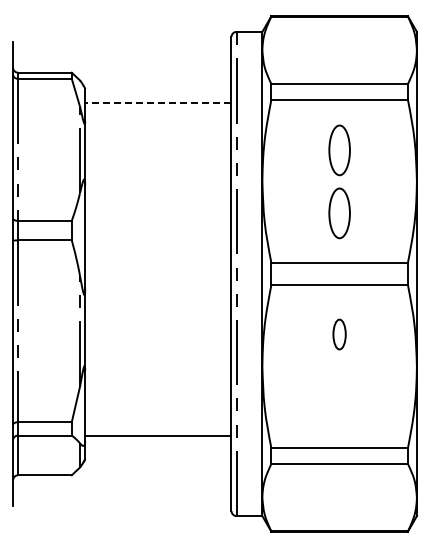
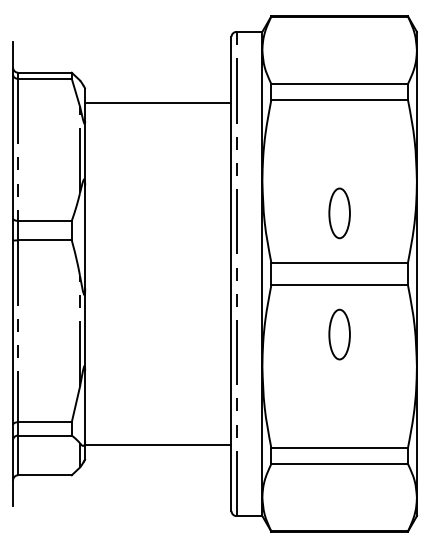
line: dashed -> solid (157, 102)
part: present -> none (339, 150)
part size: 15x33 px -> 23x53 px (339, 334)
line position: (158, 436) -> (158, 445) (158, 445)
